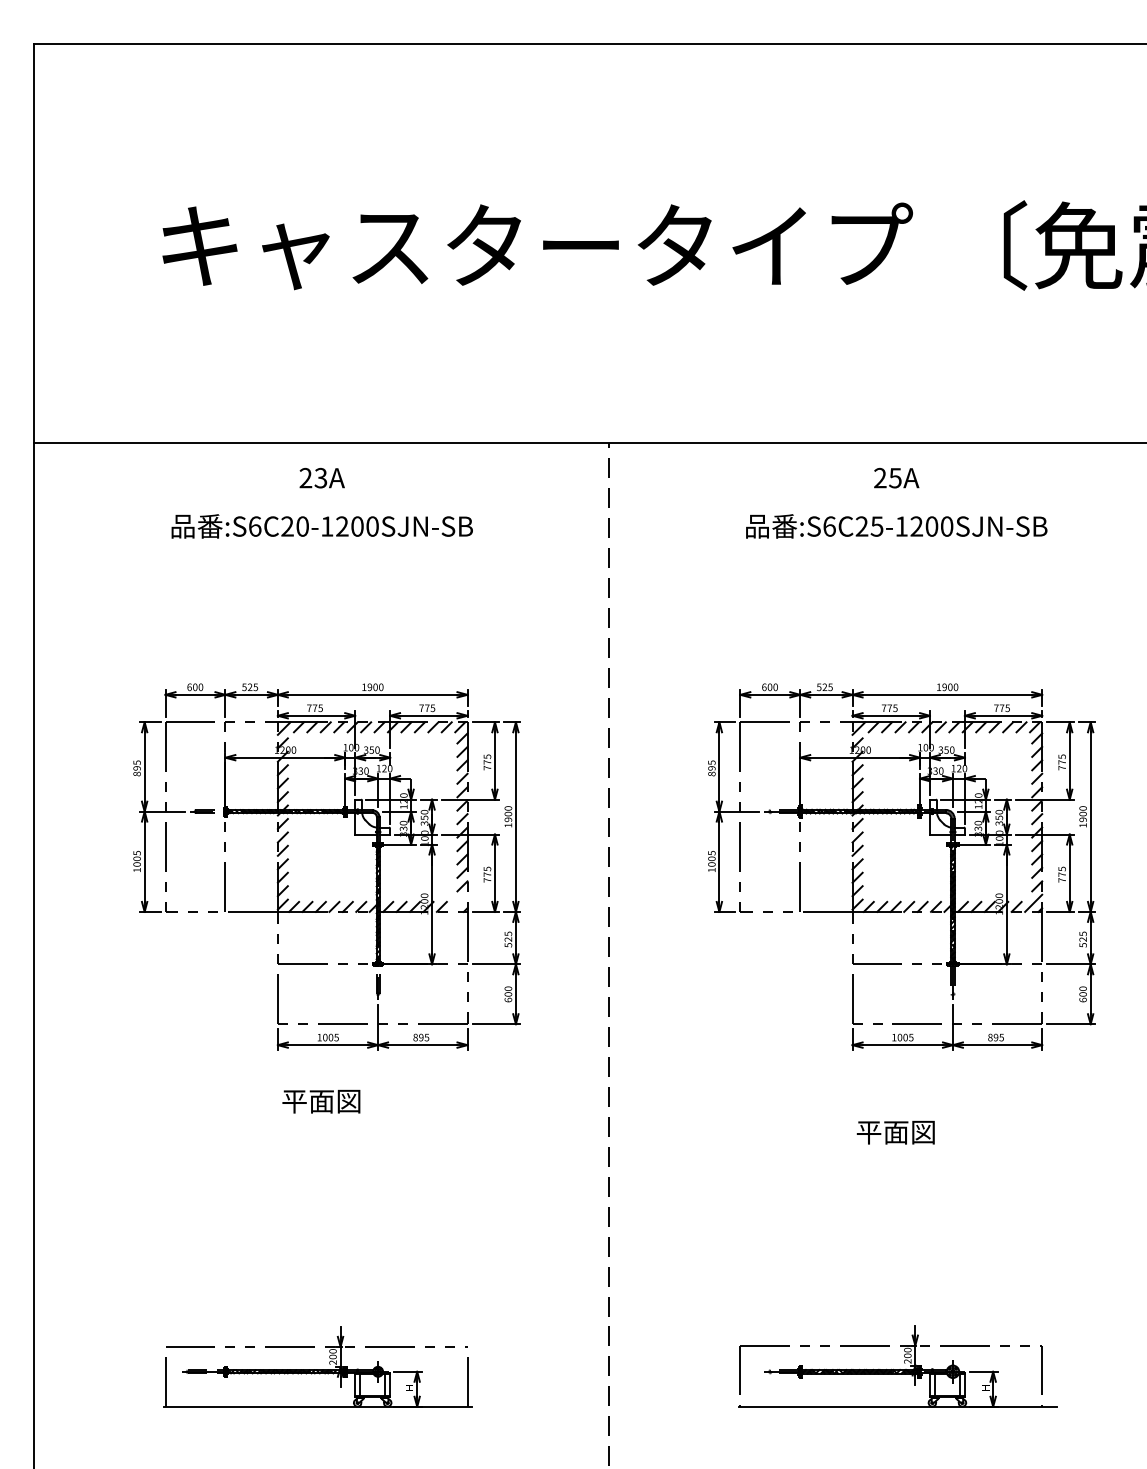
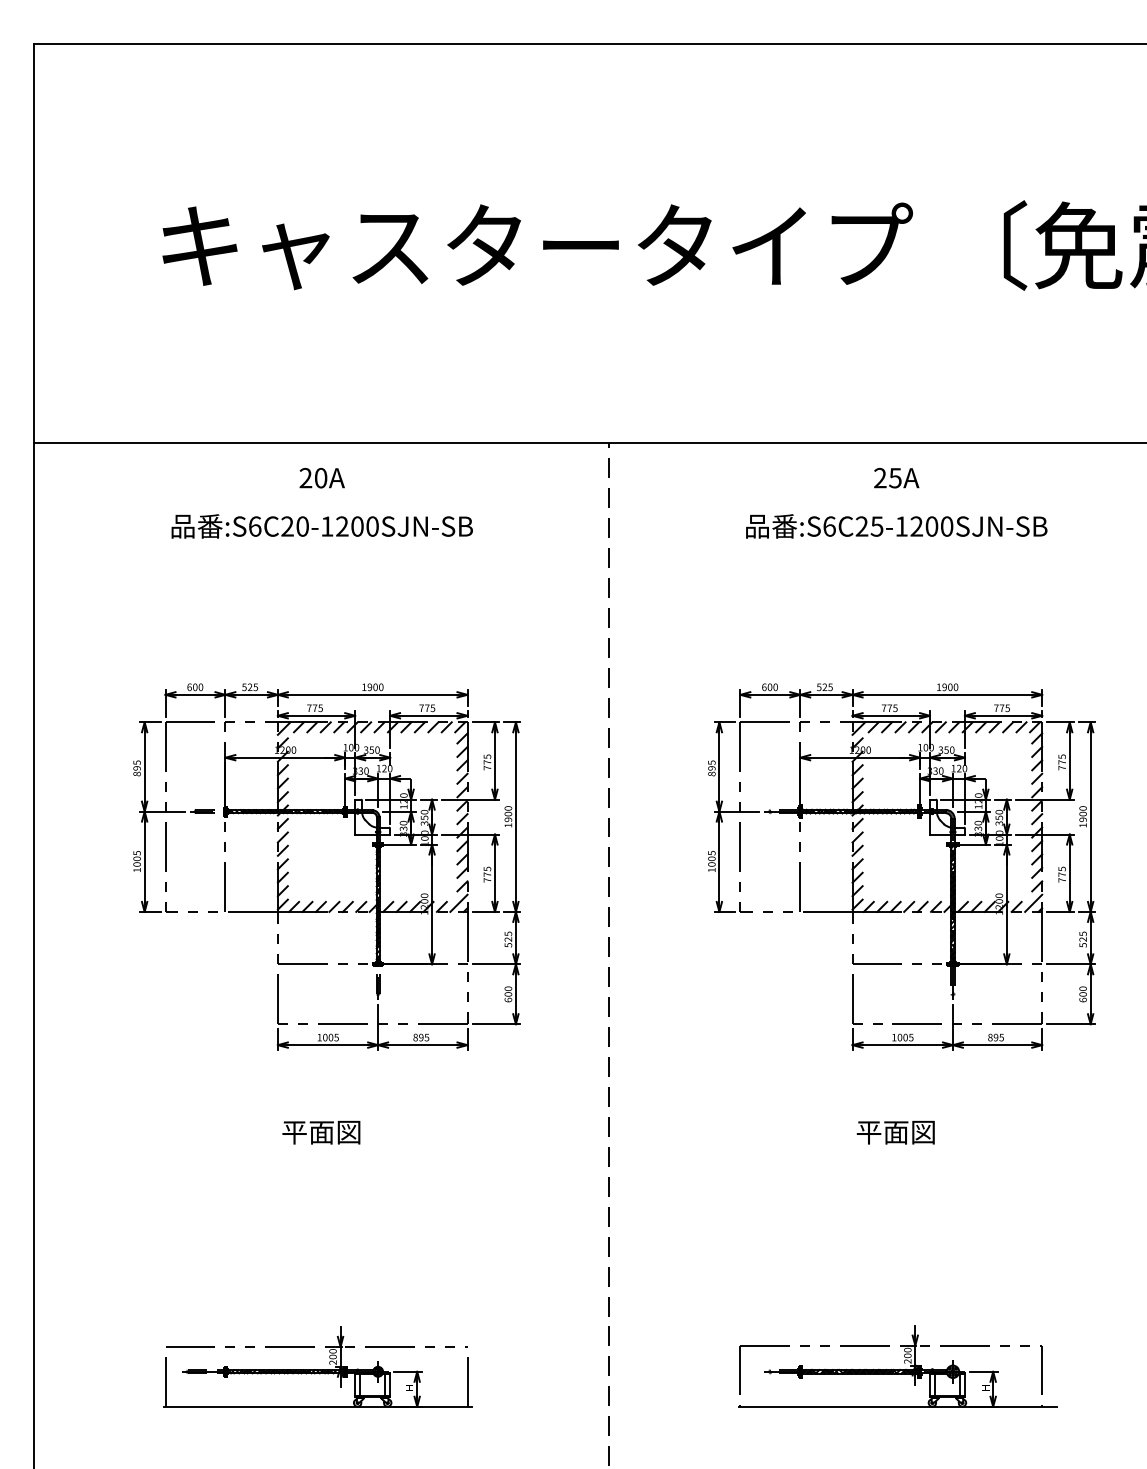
text: 23A -> 20A (320, 478)
line: none -> present (458, 902)
text position: (321, 1101) -> (321, 1132) (321, 1132)
